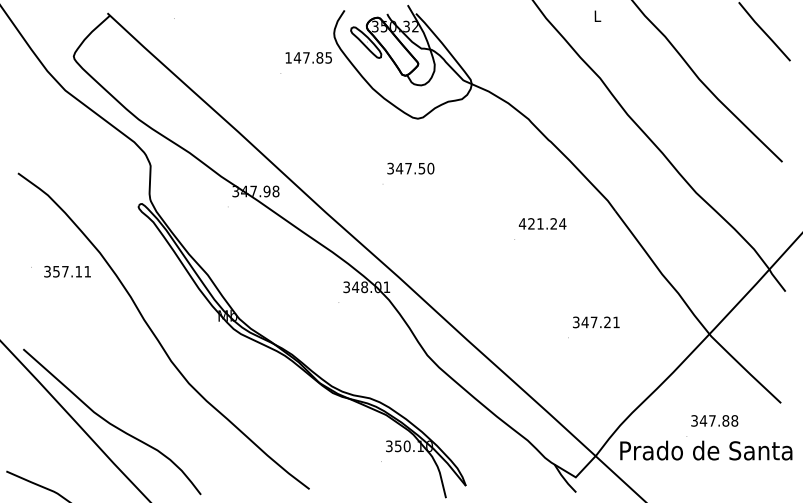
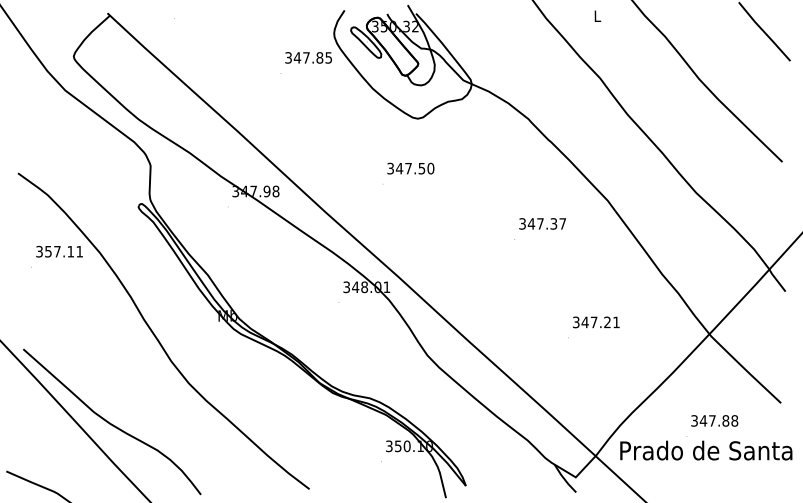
text: 147.85 -> 347.85 (288, 57)
text: 421.24 -> 347.37 (542, 223)
text position: (67, 271) -> (59, 251) (59, 251)
